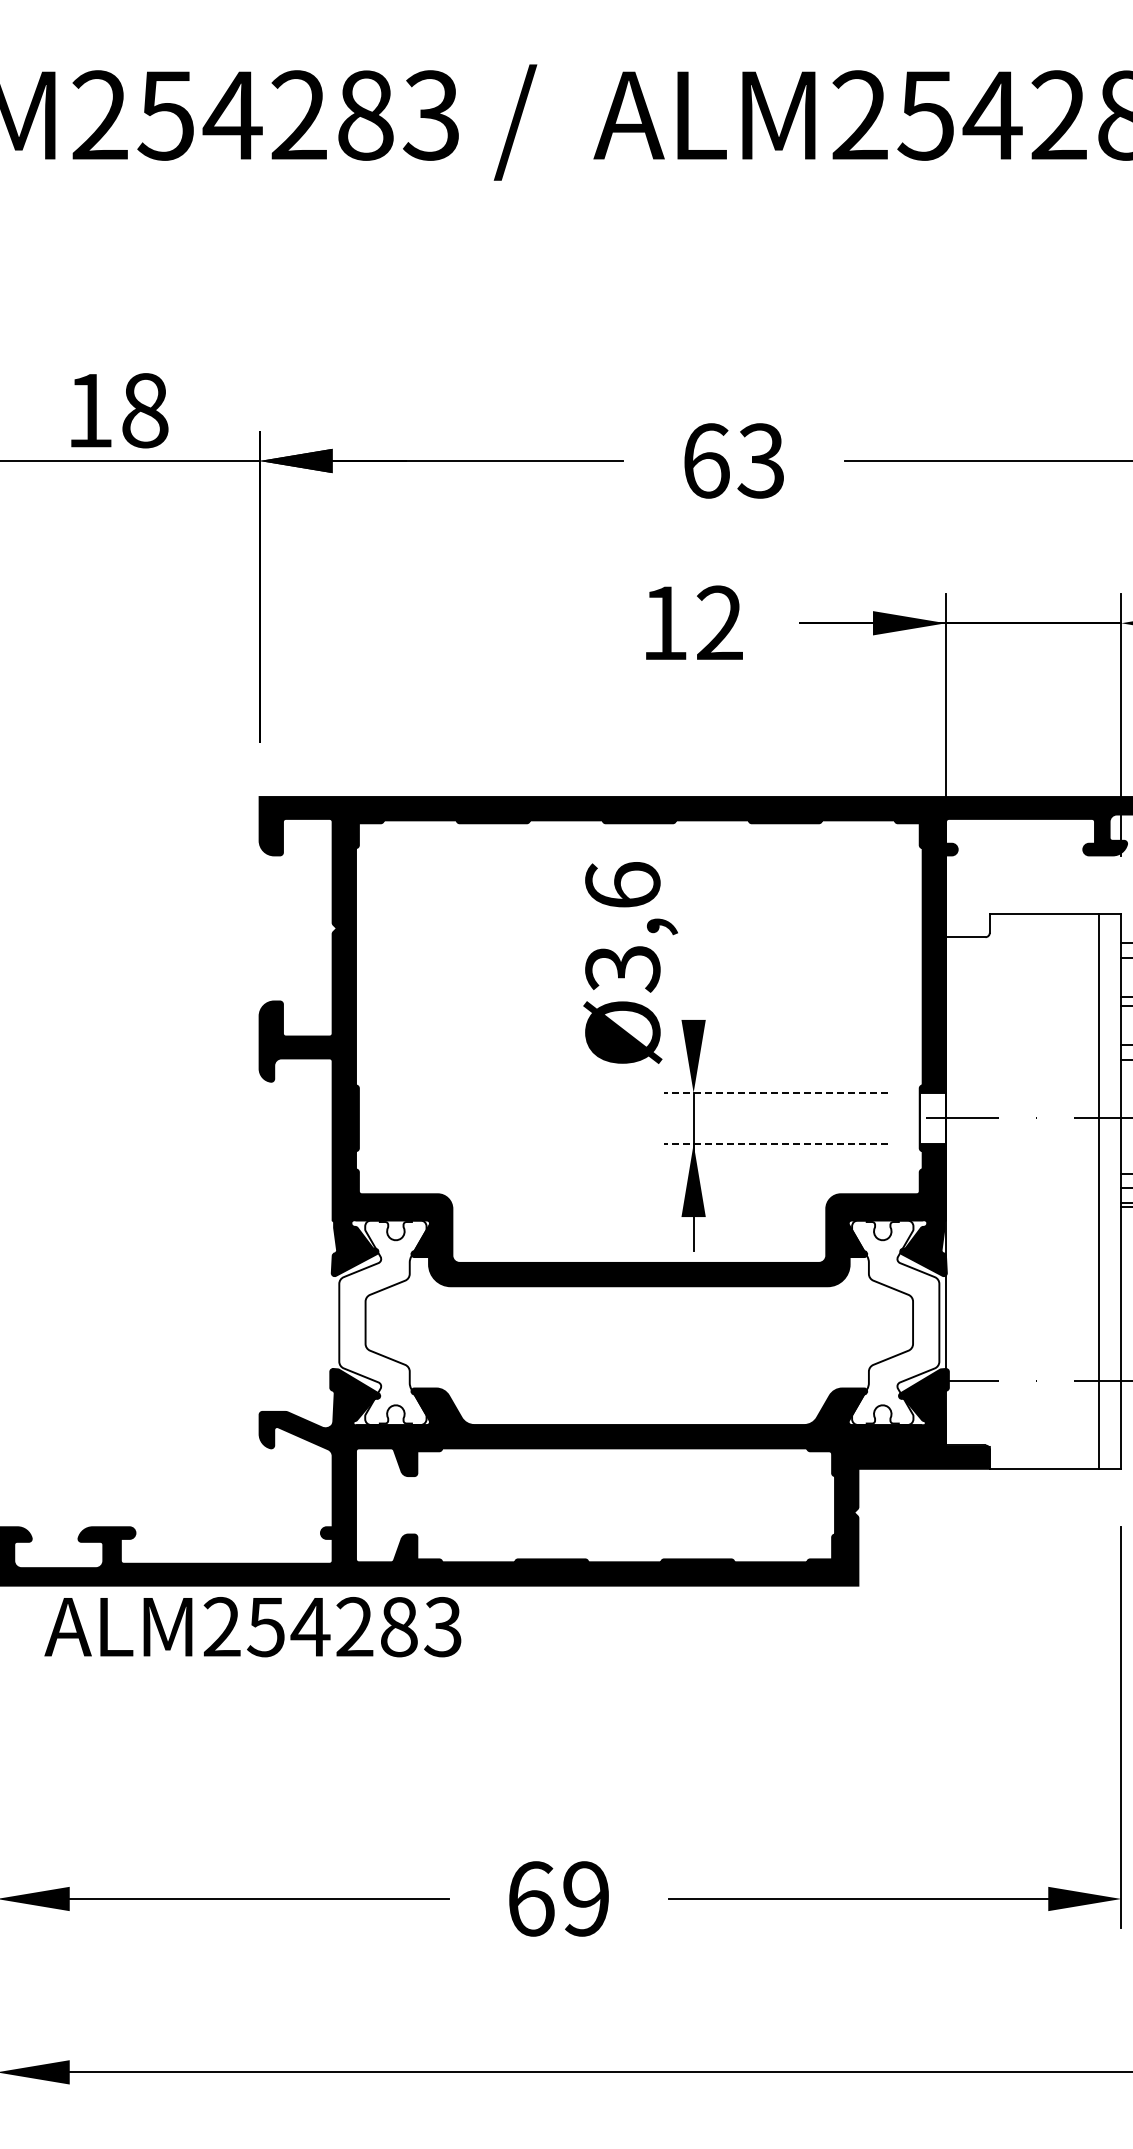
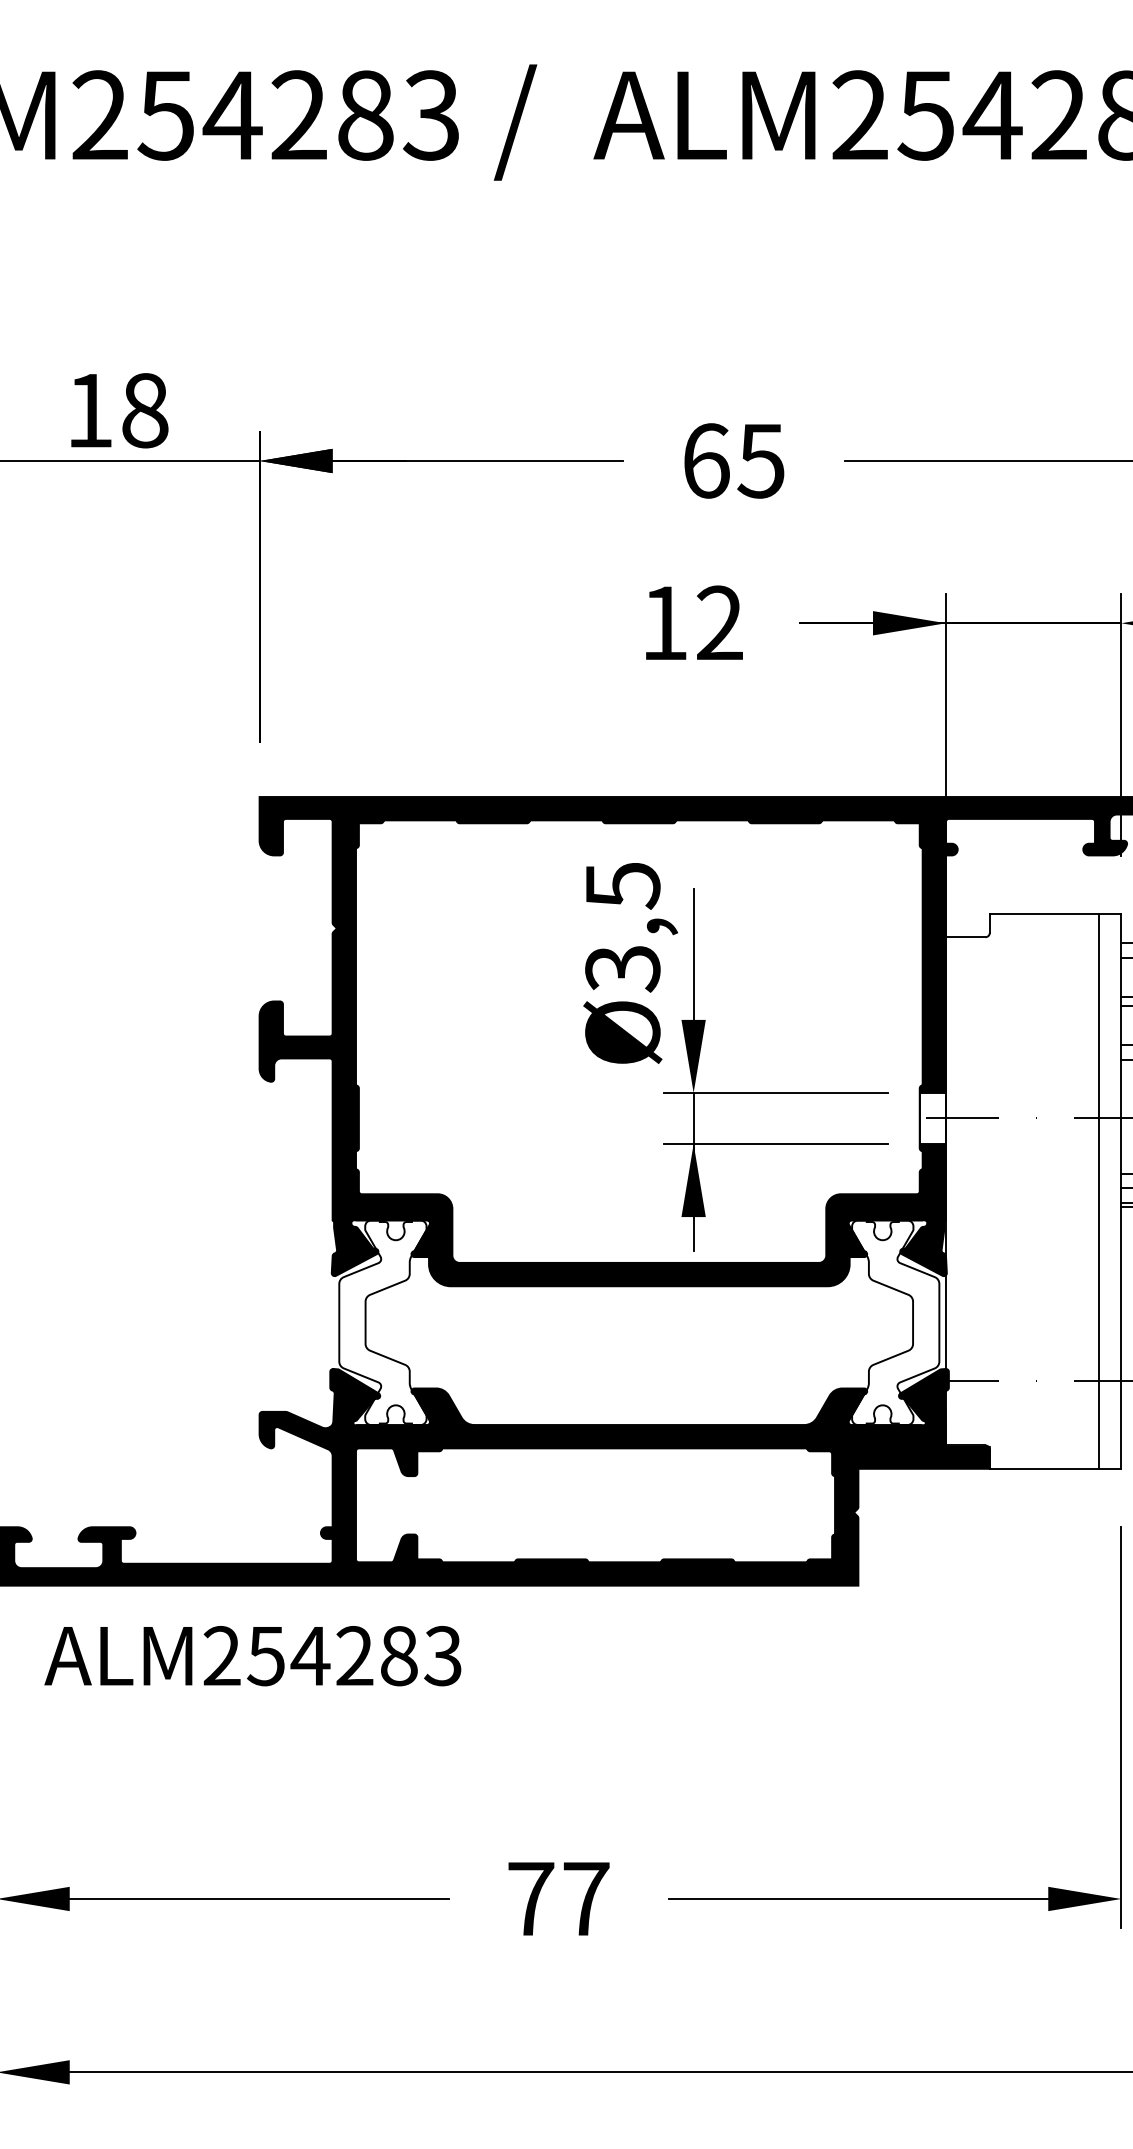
text: 63 -> 65 (760, 460)
text: Ø3,6 -> Ø3,5 (622, 885)
line: none -> present (693, 953)
line: dashed -> solid (776, 1092)
line: dashed -> solid (776, 1144)
text position: (252, 1627) -> (252, 1656) (252, 1656)
text: 69 -> 77 (558, 1898)
